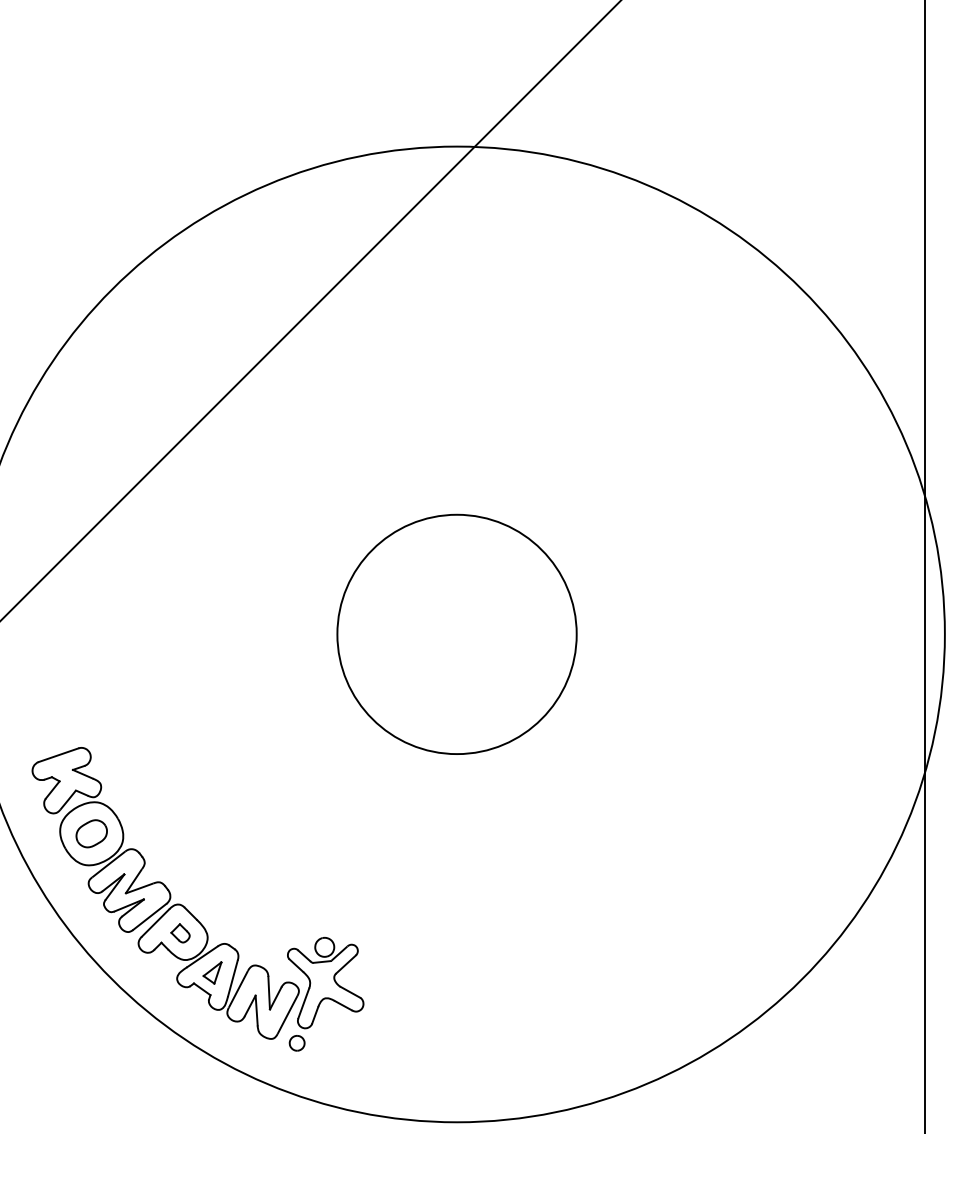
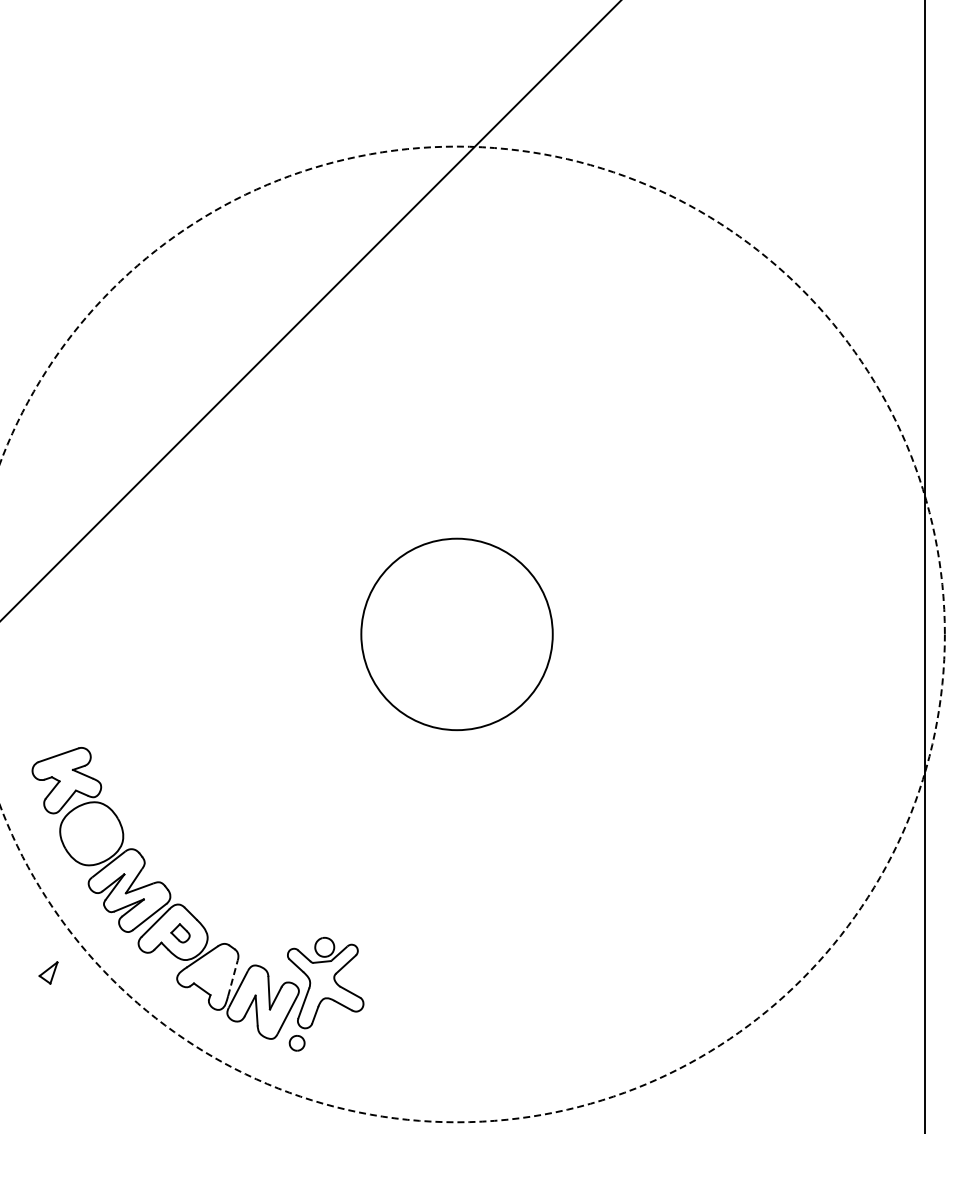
circle diameter: 239 px -> 191 px (456, 634)
circle: solid -> dashed (472, 634)
part: present -> none (91, 833)
part position: (212, 972) -> (48, 972) (48, 972)
line: solid -> dashed (233, 977)
